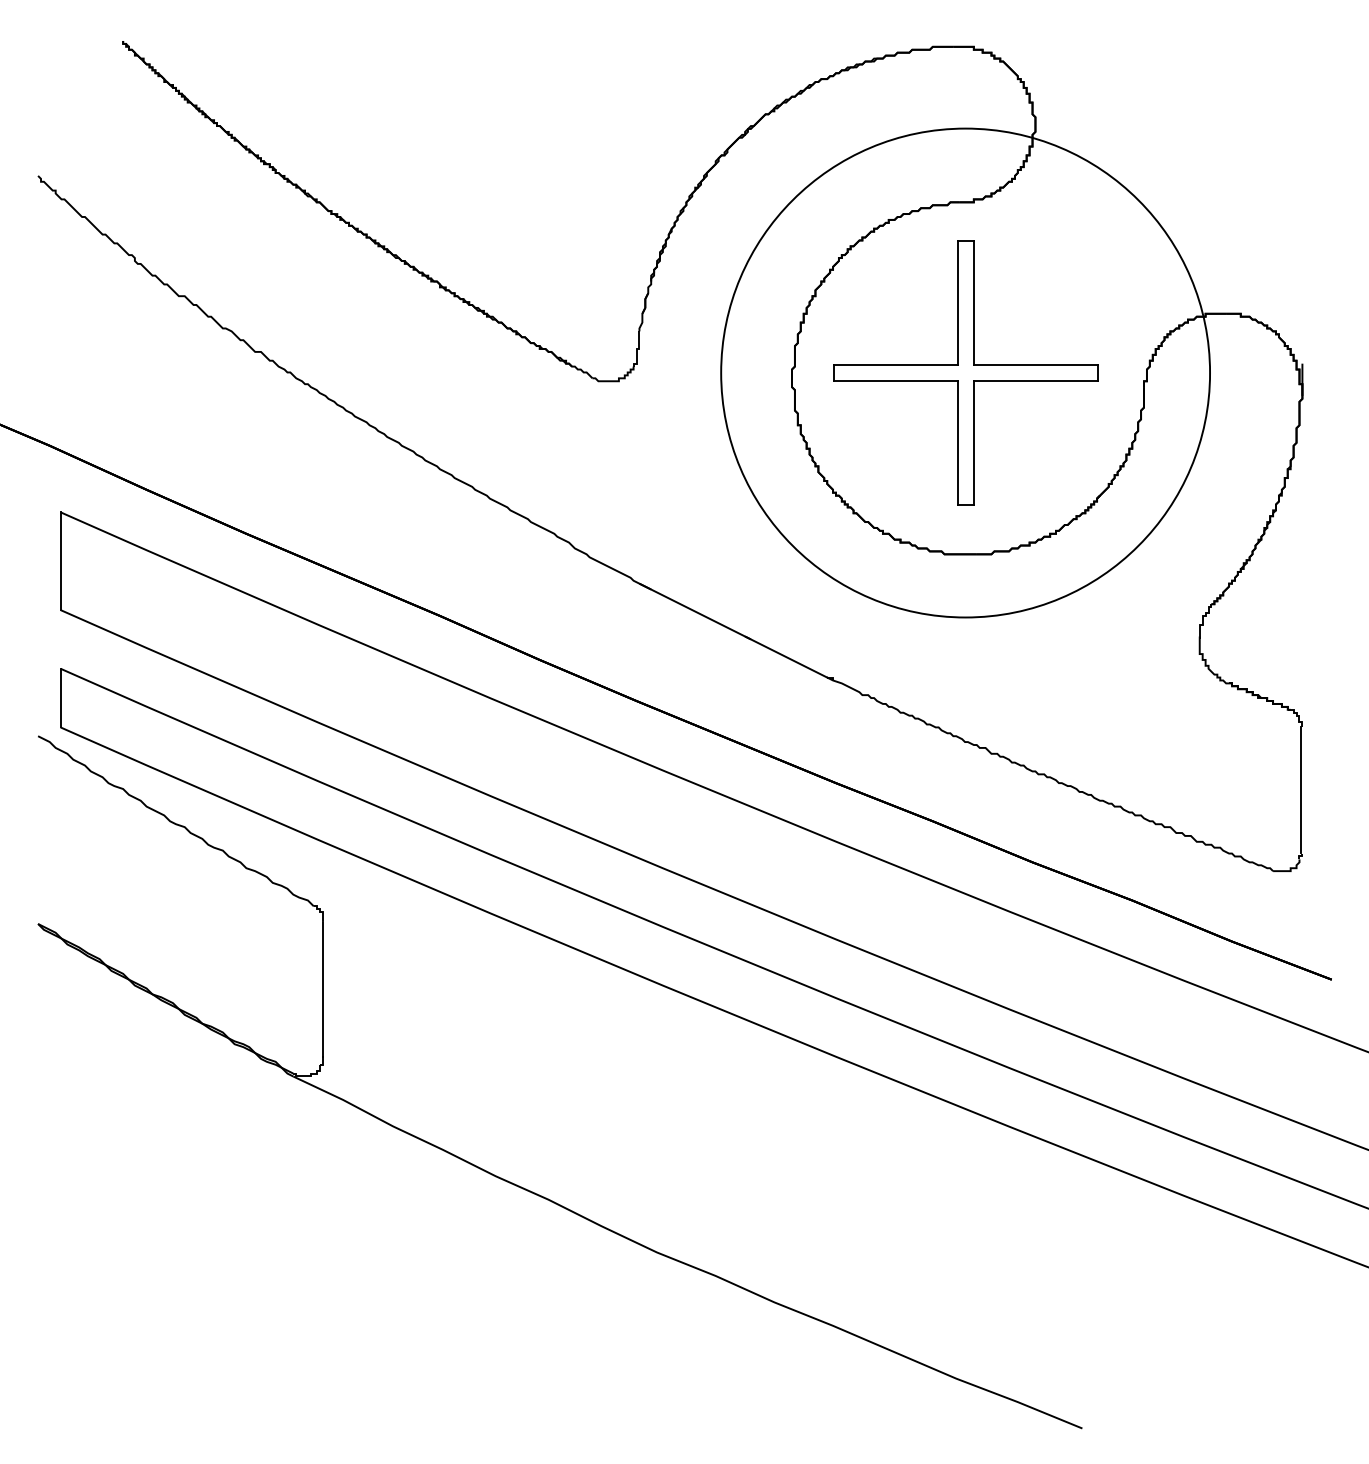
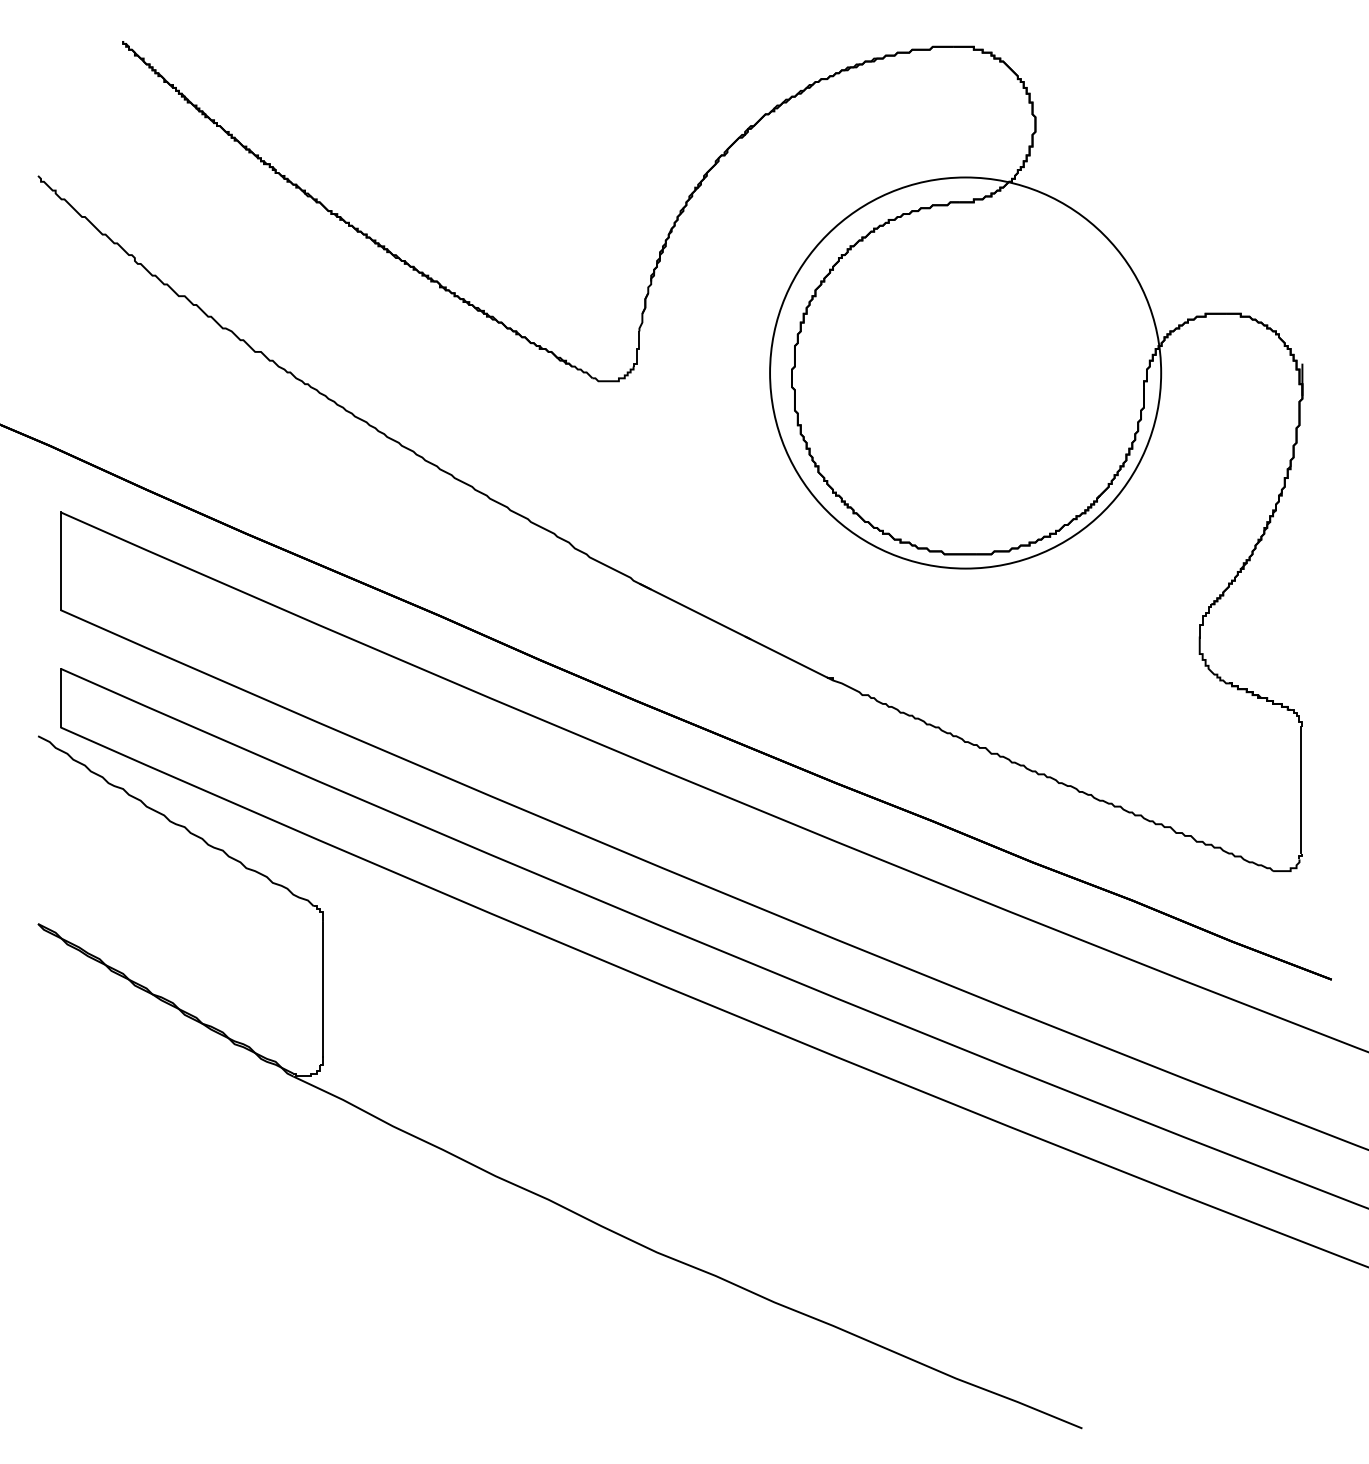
circle diameter: 489 px -> 391 px (965, 372)
part: present -> none (965, 372)
